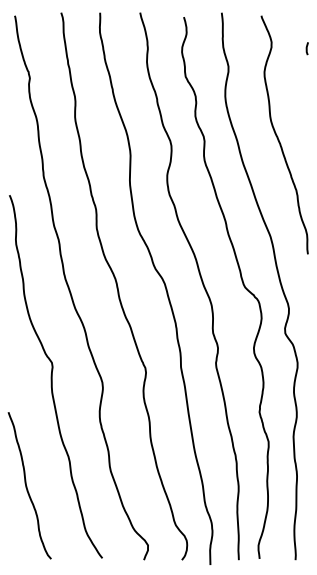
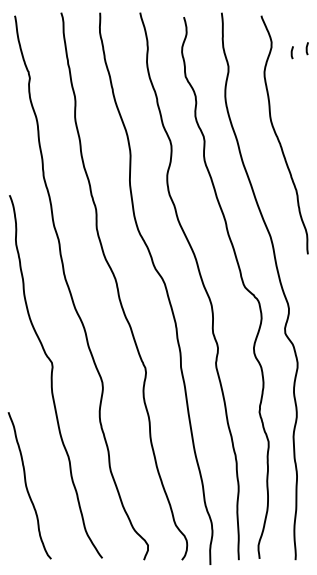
curve: none -> present (291, 52)
